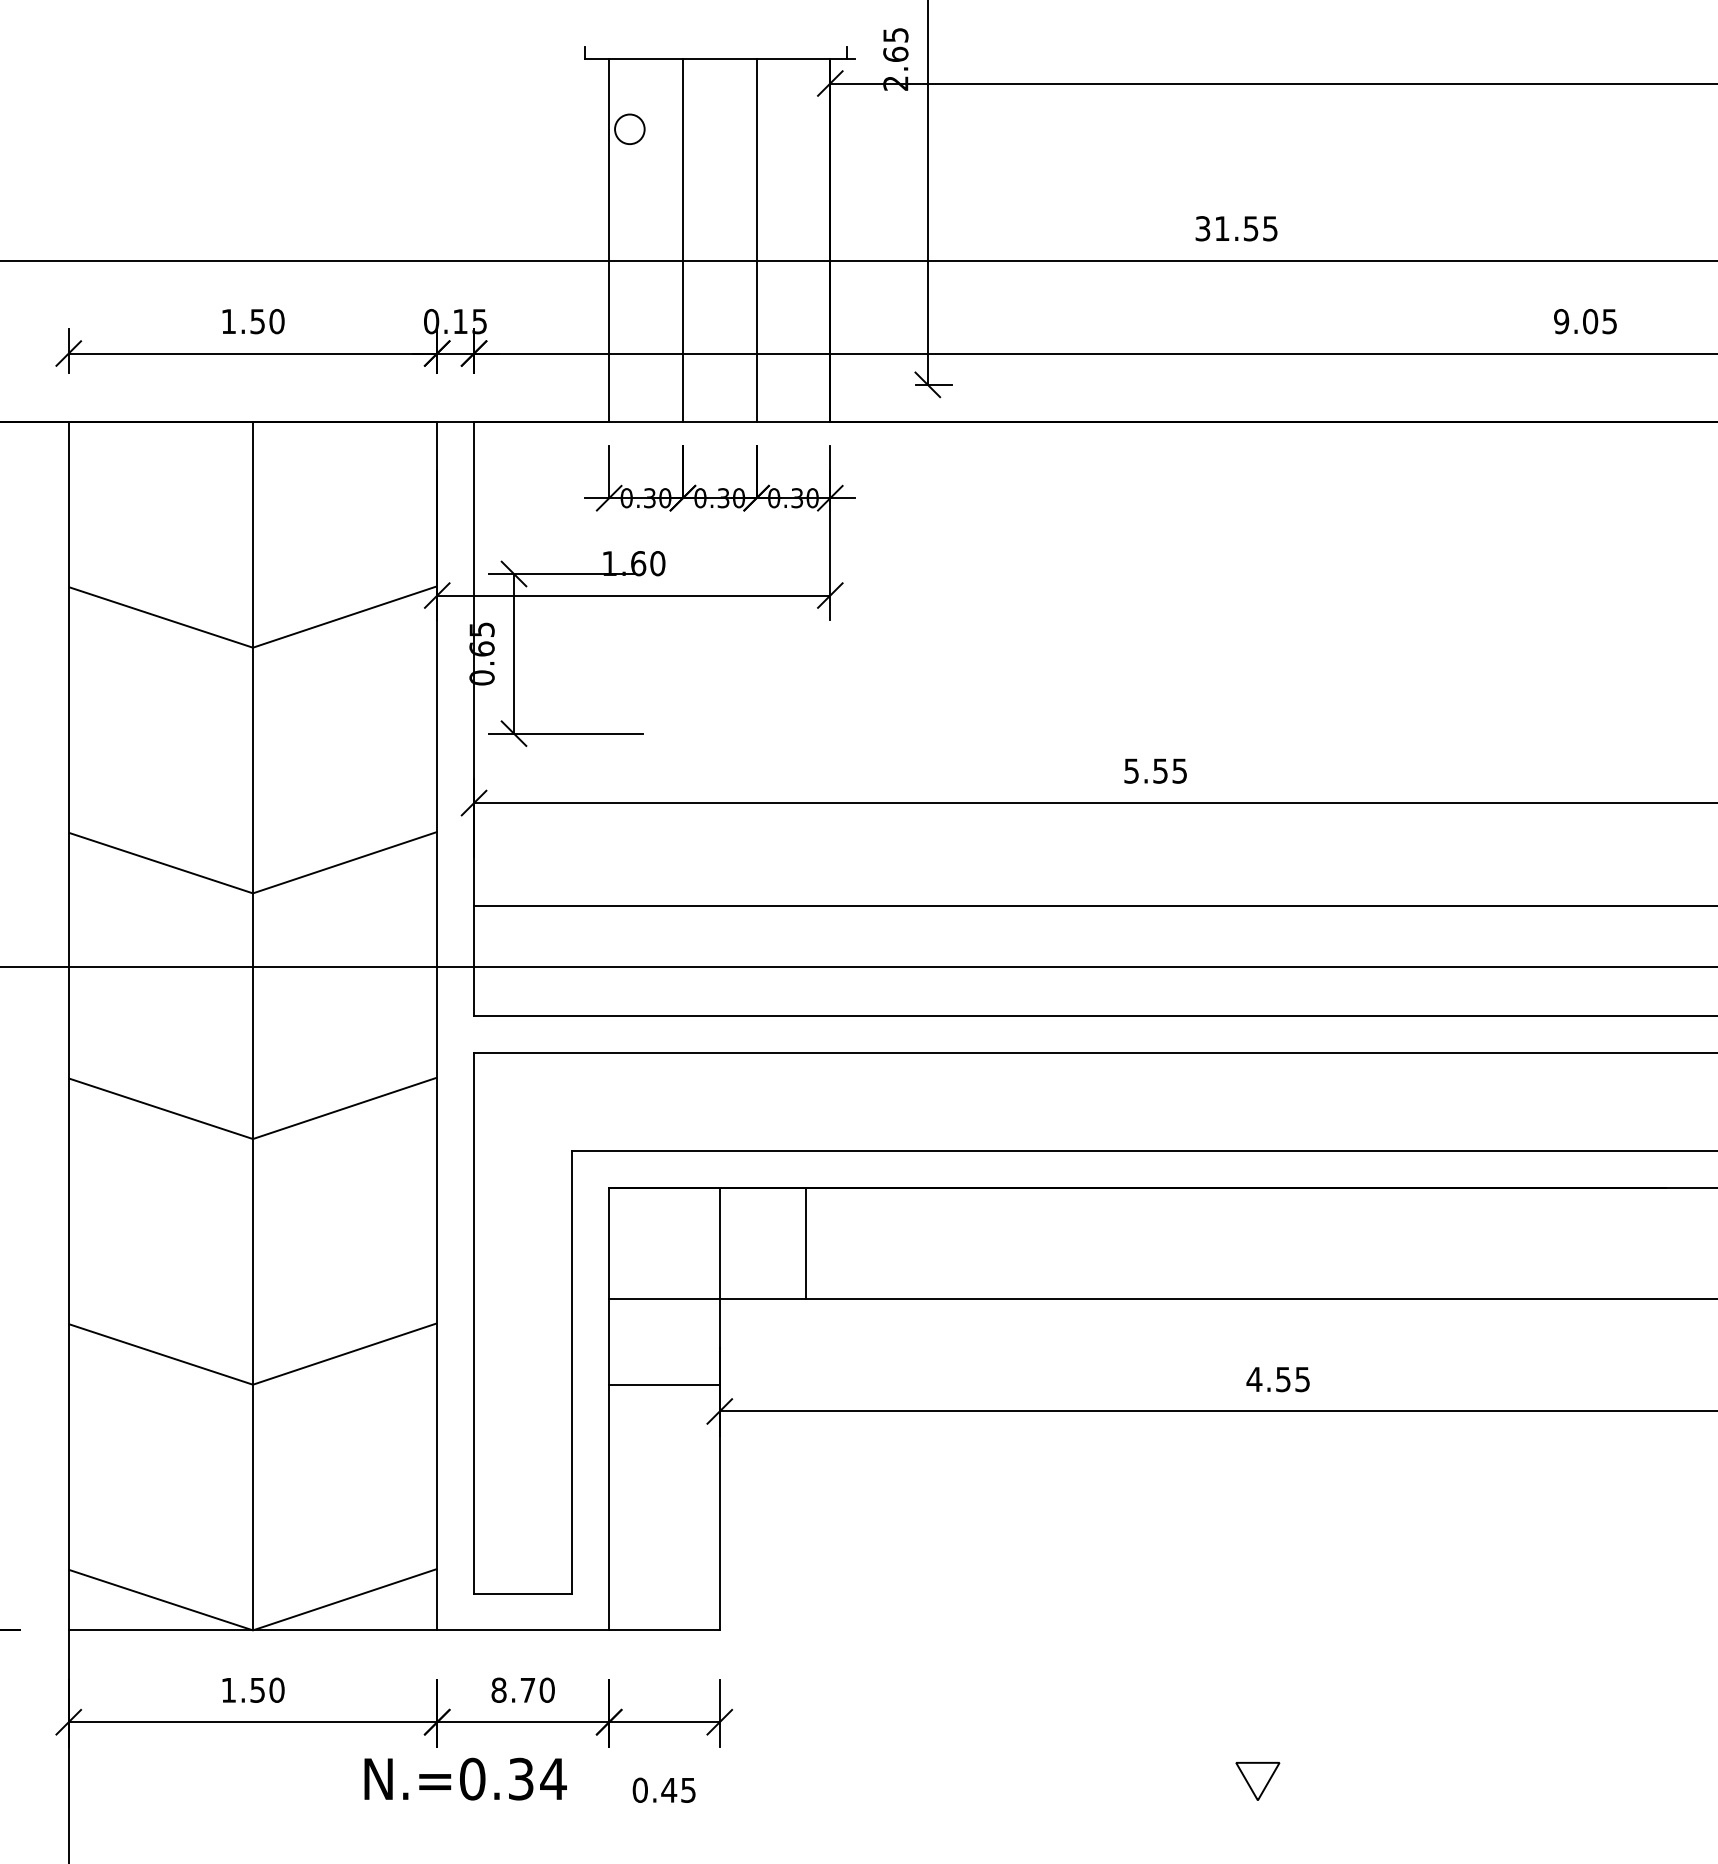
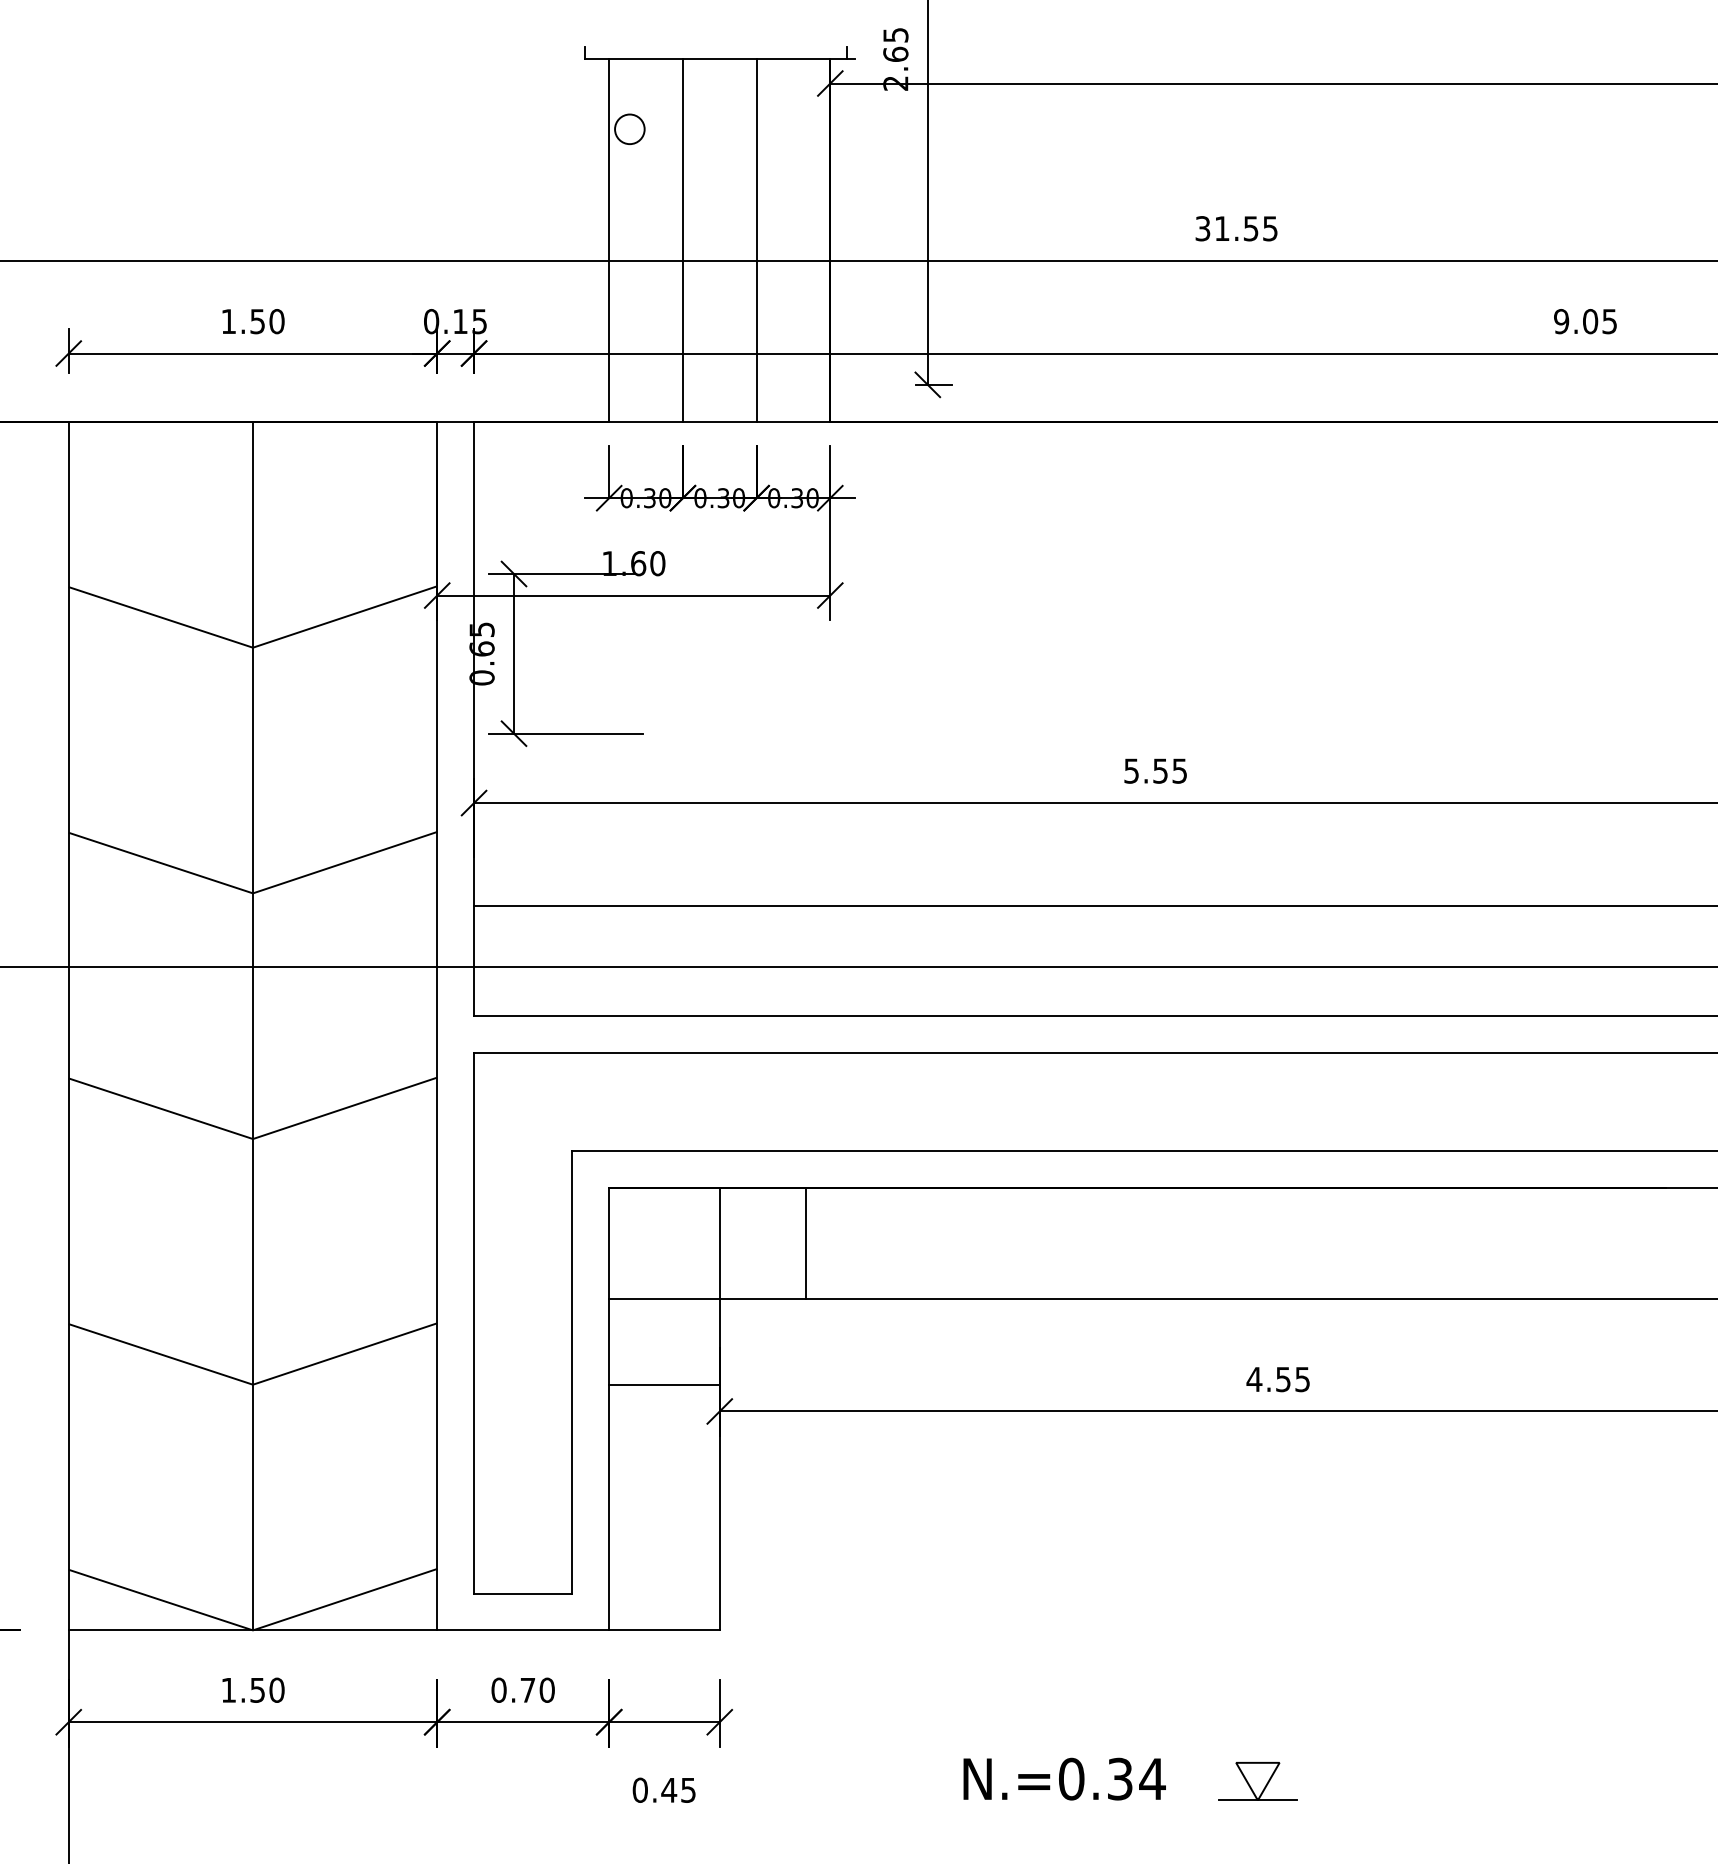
text: 8.70 -> 0.70 (498, 1690)
text position: (465, 1778) -> (1064, 1778) (1064, 1778)
line: none -> present (1257, 1800)
